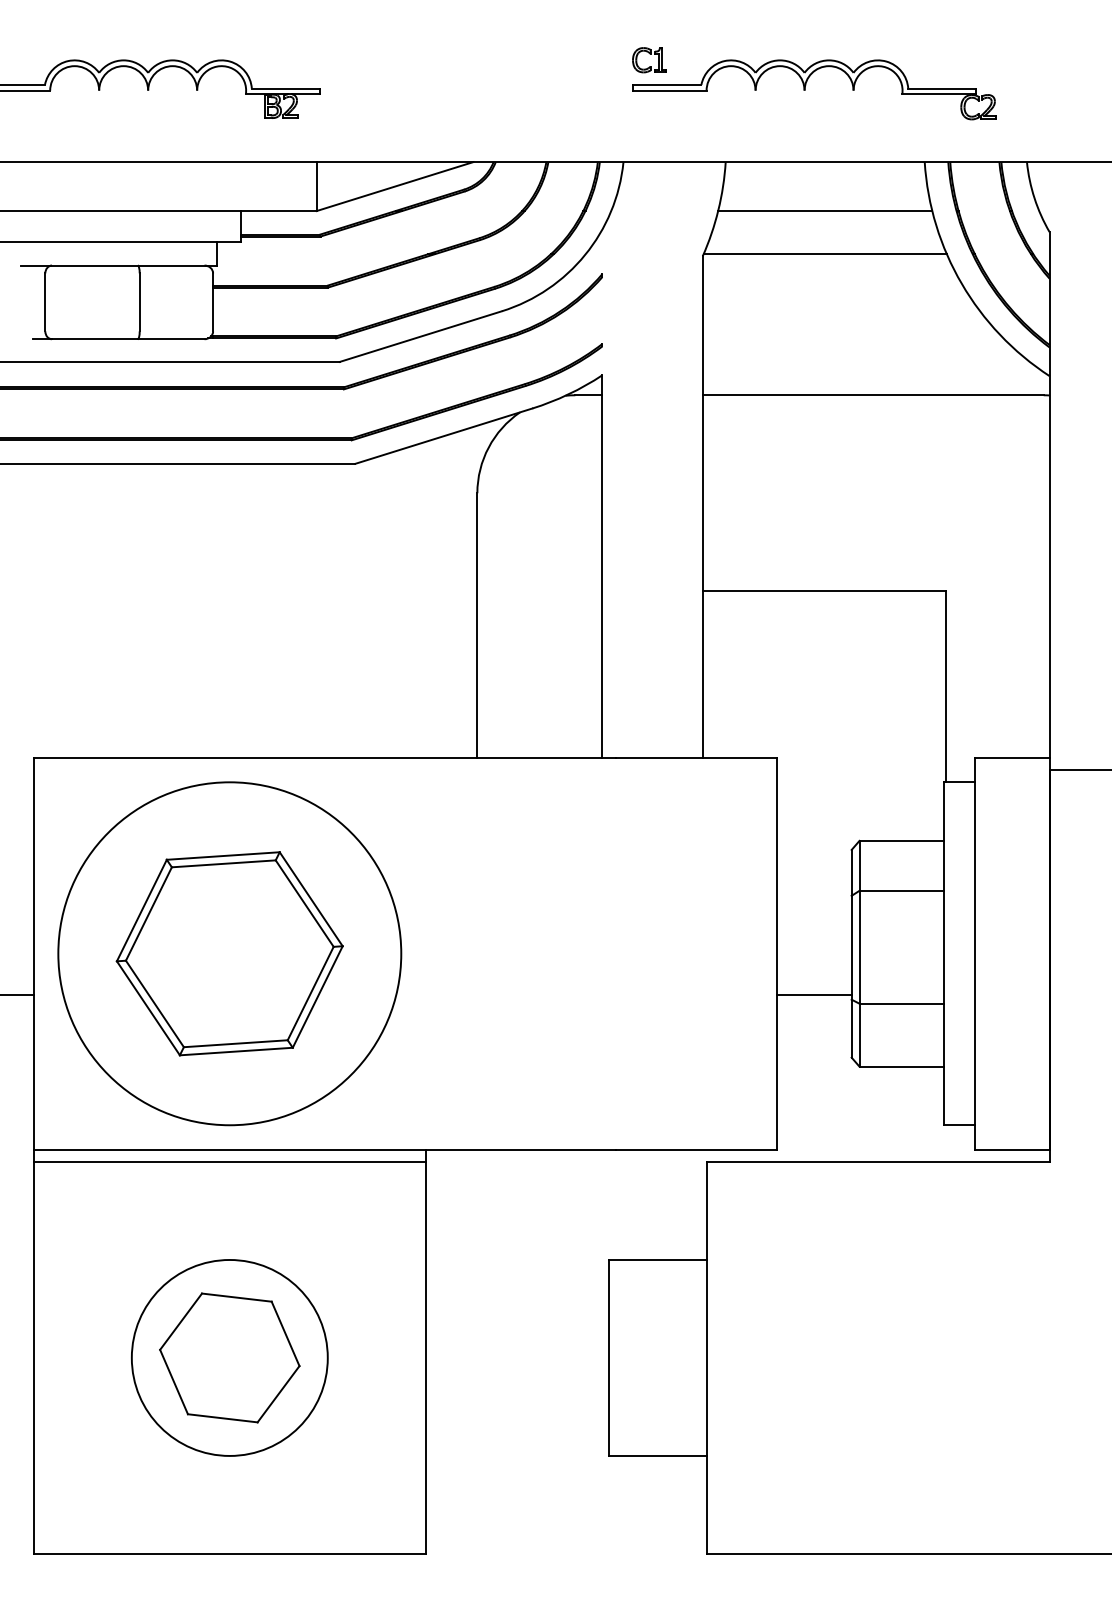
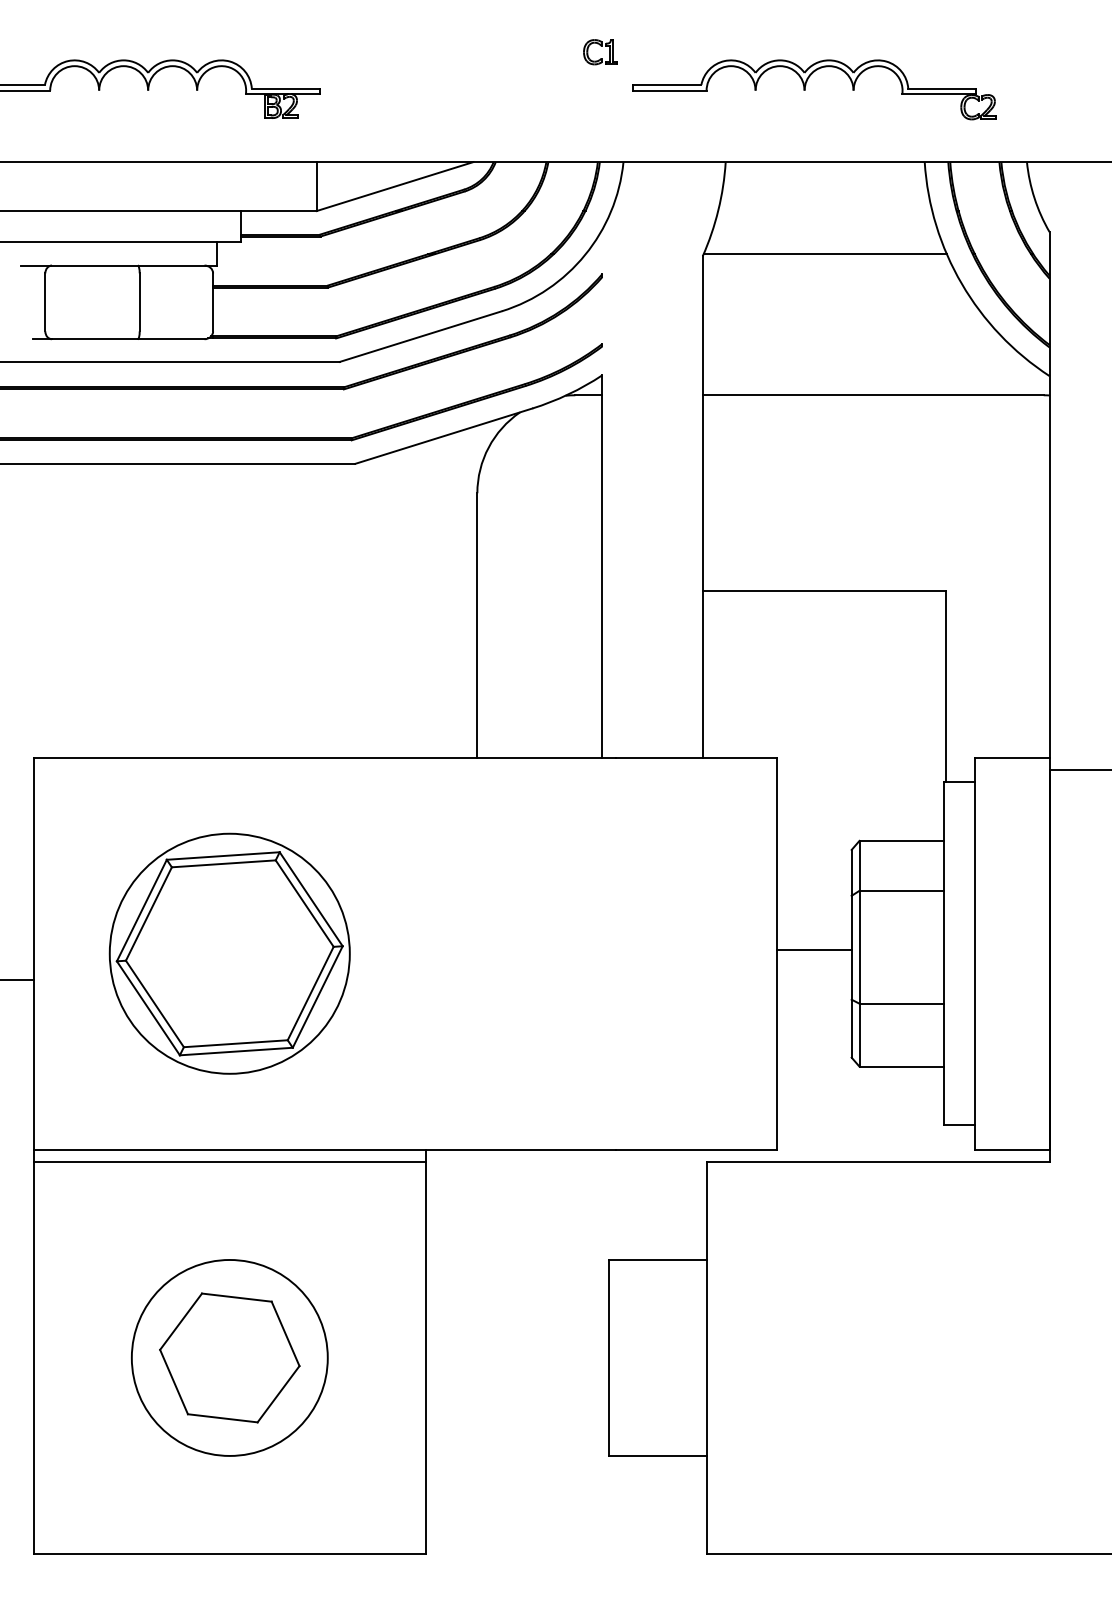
part position: (649, 60) -> (600, 52) (600, 52)
line: present -> none (825, 211)
circle diameter: 343 px -> 240 px (229, 953)
line position: (17, 994) -> (17, 979) (17, 979)
line position: (814, 994) -> (814, 949) (814, 949)
